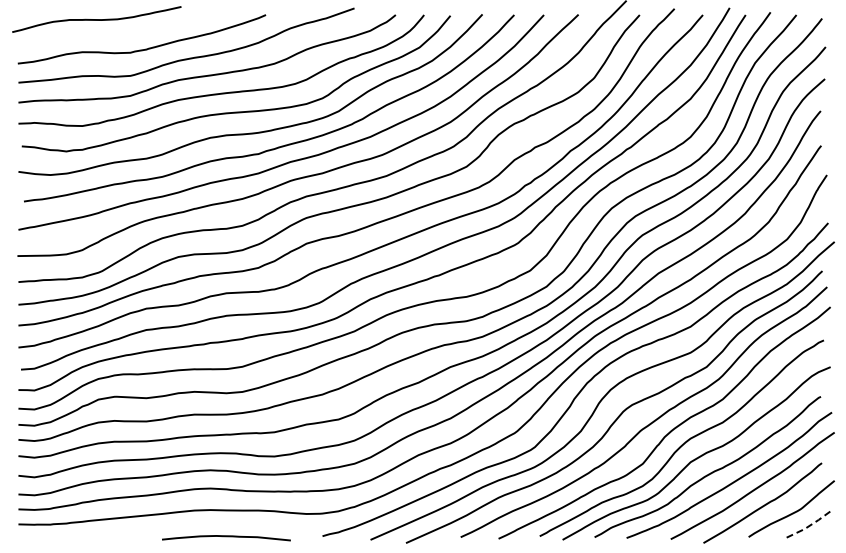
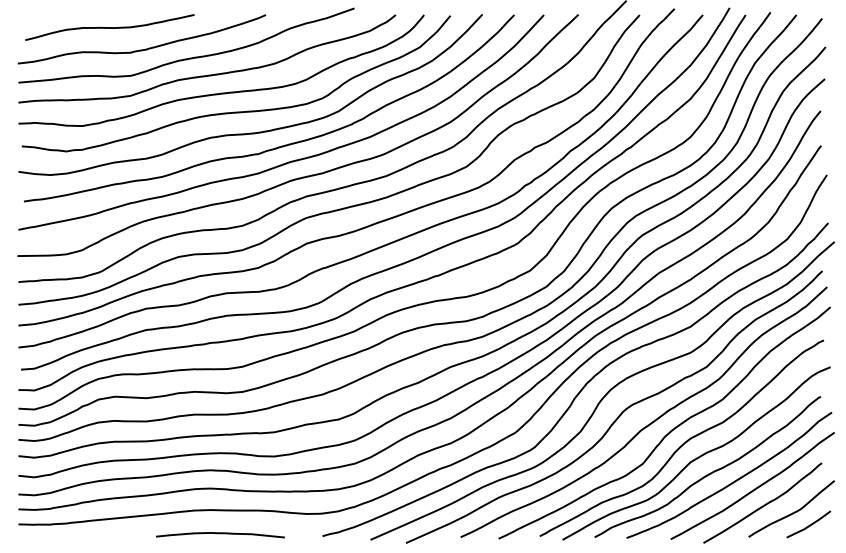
curve position: (96, 19) -> (109, 27) (109, 27)
line: dashed -> solid (810, 525)
curve position: (226, 537) -> (220, 534) (220, 534)
